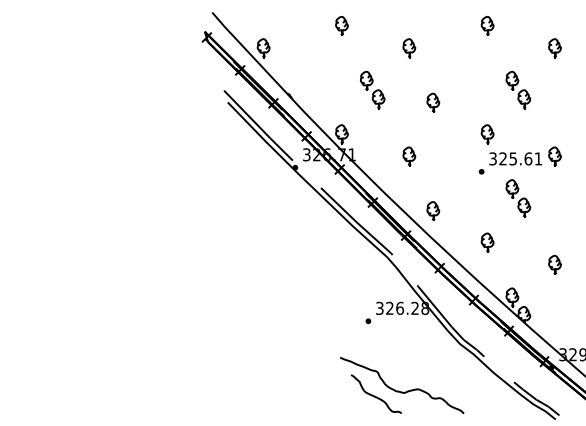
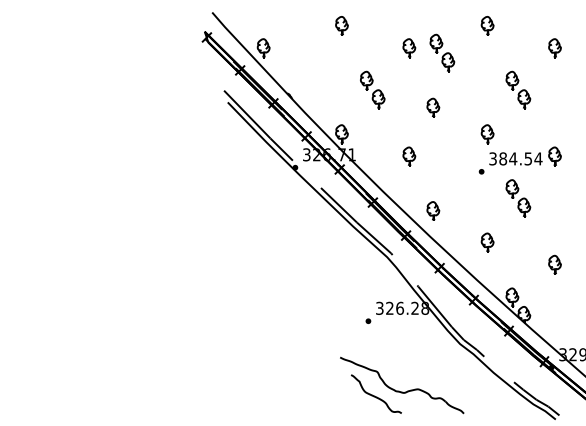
part: none -> present (442, 52)
part position: (433, 102) -> (433, 107) (433, 107)
text: 325.61 -> 384.54 (520, 158)
